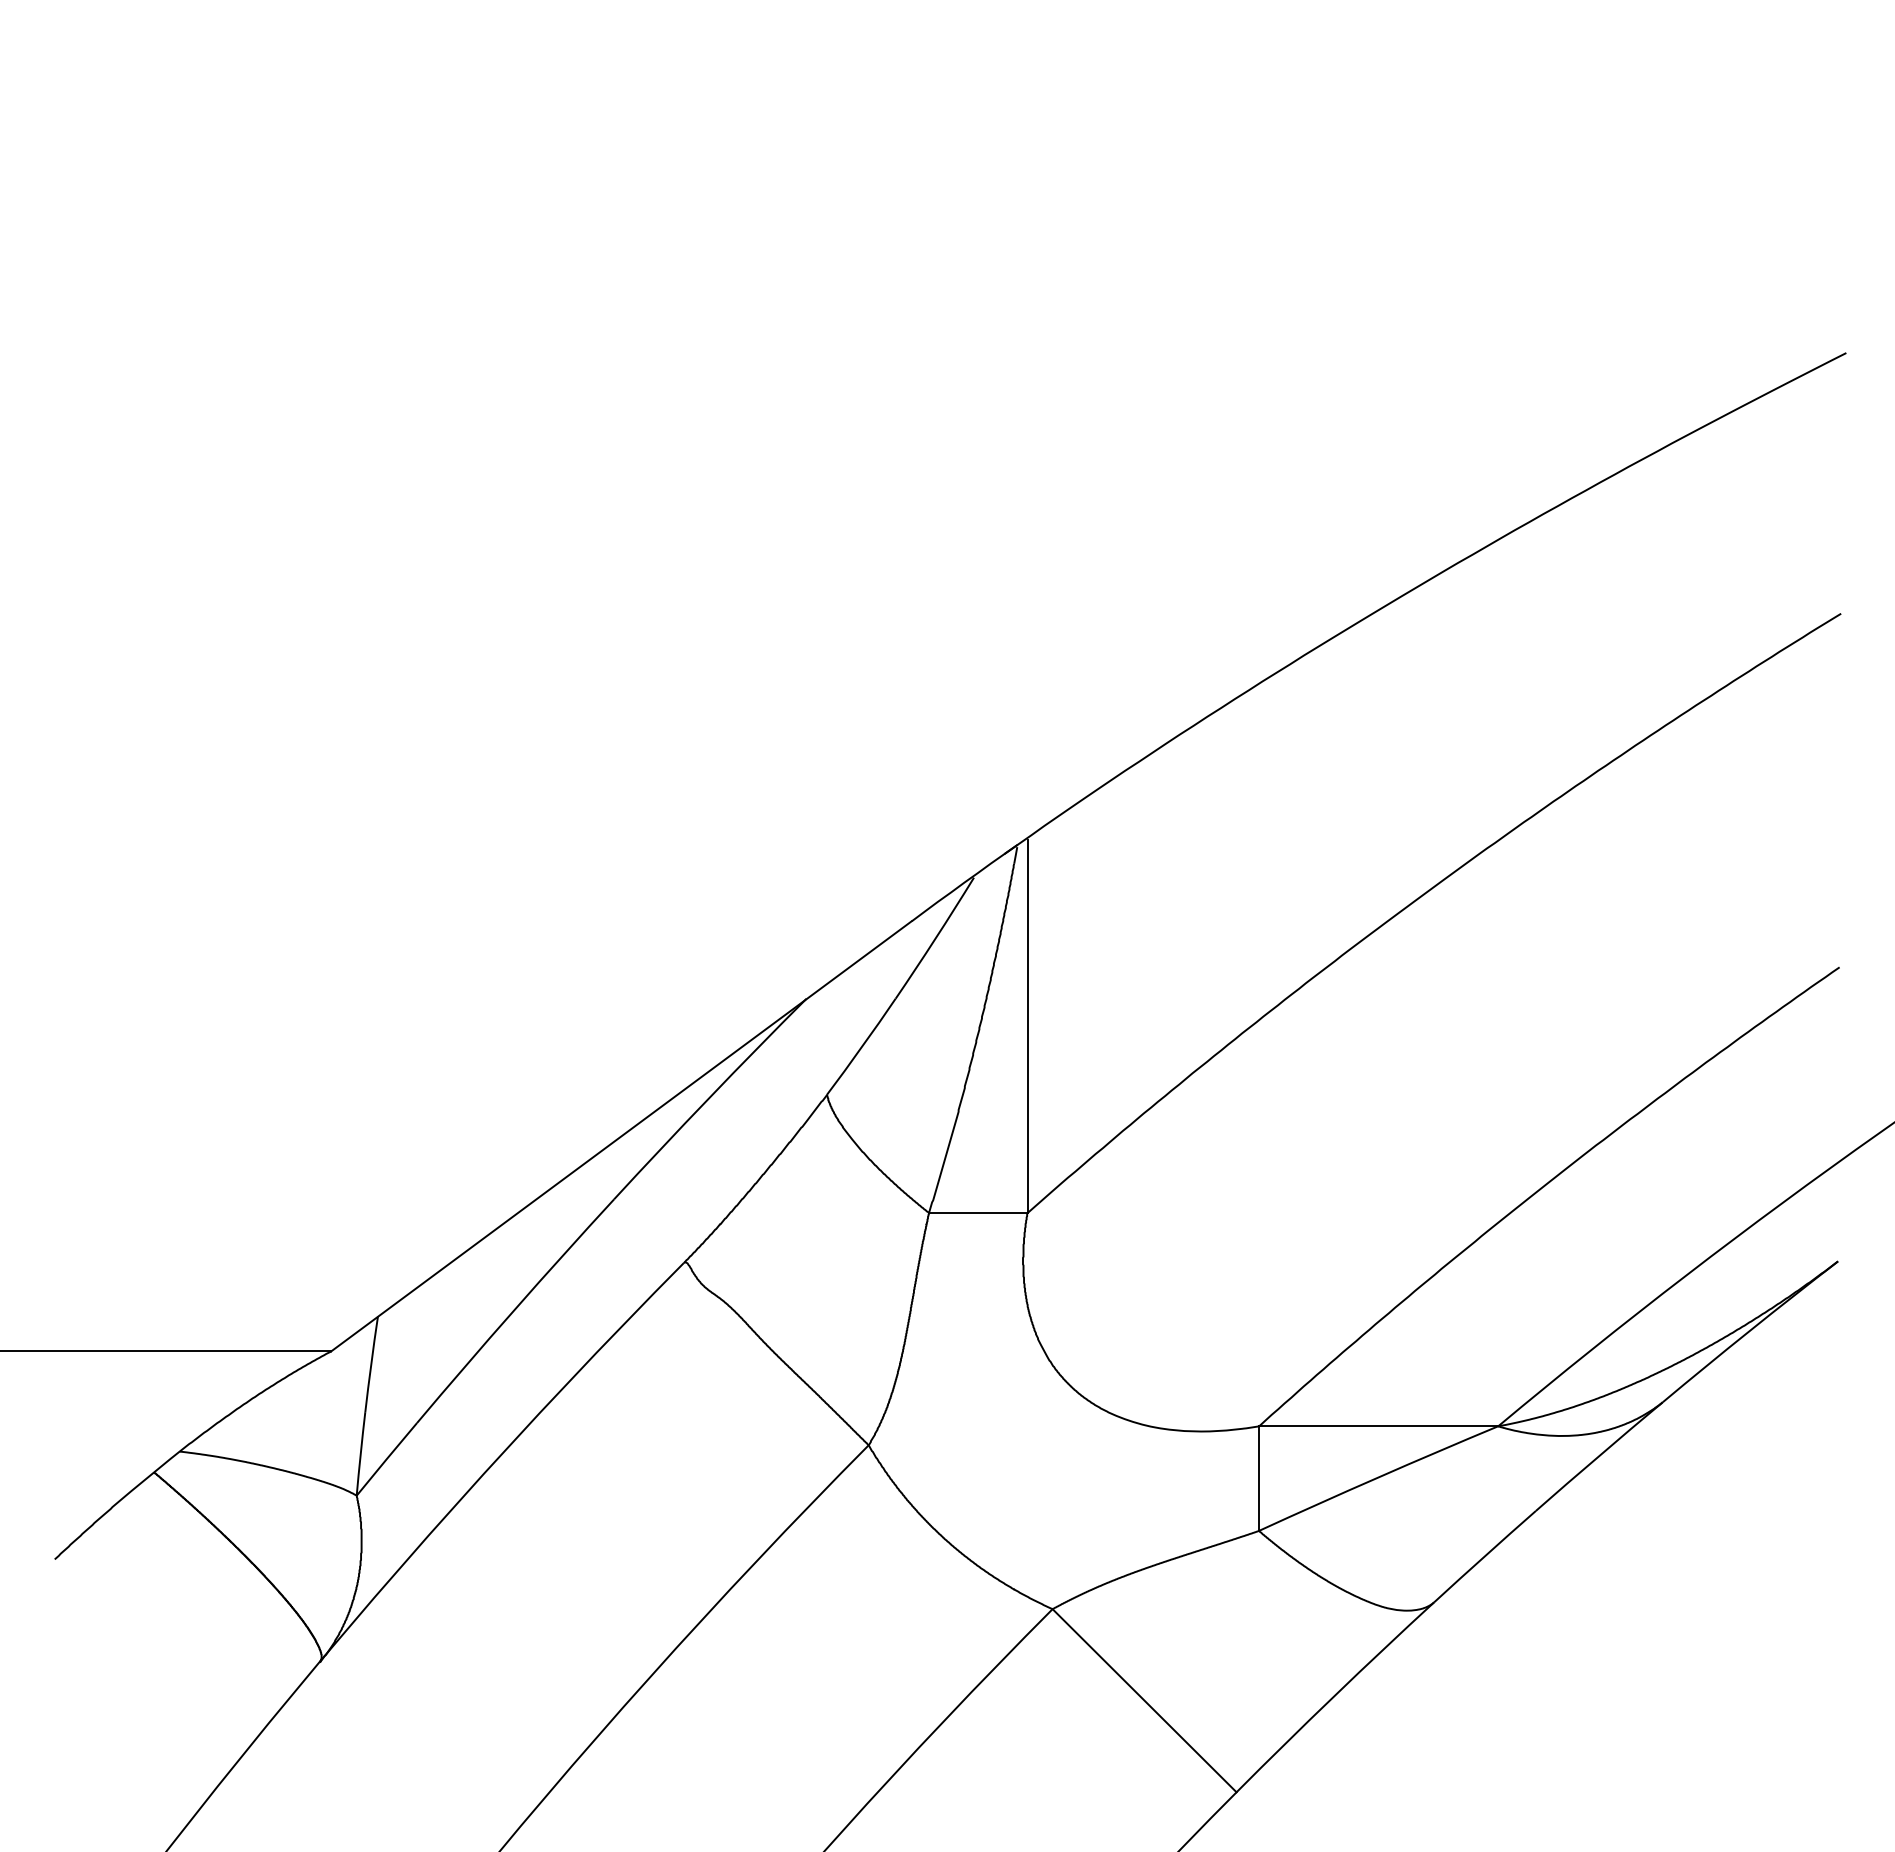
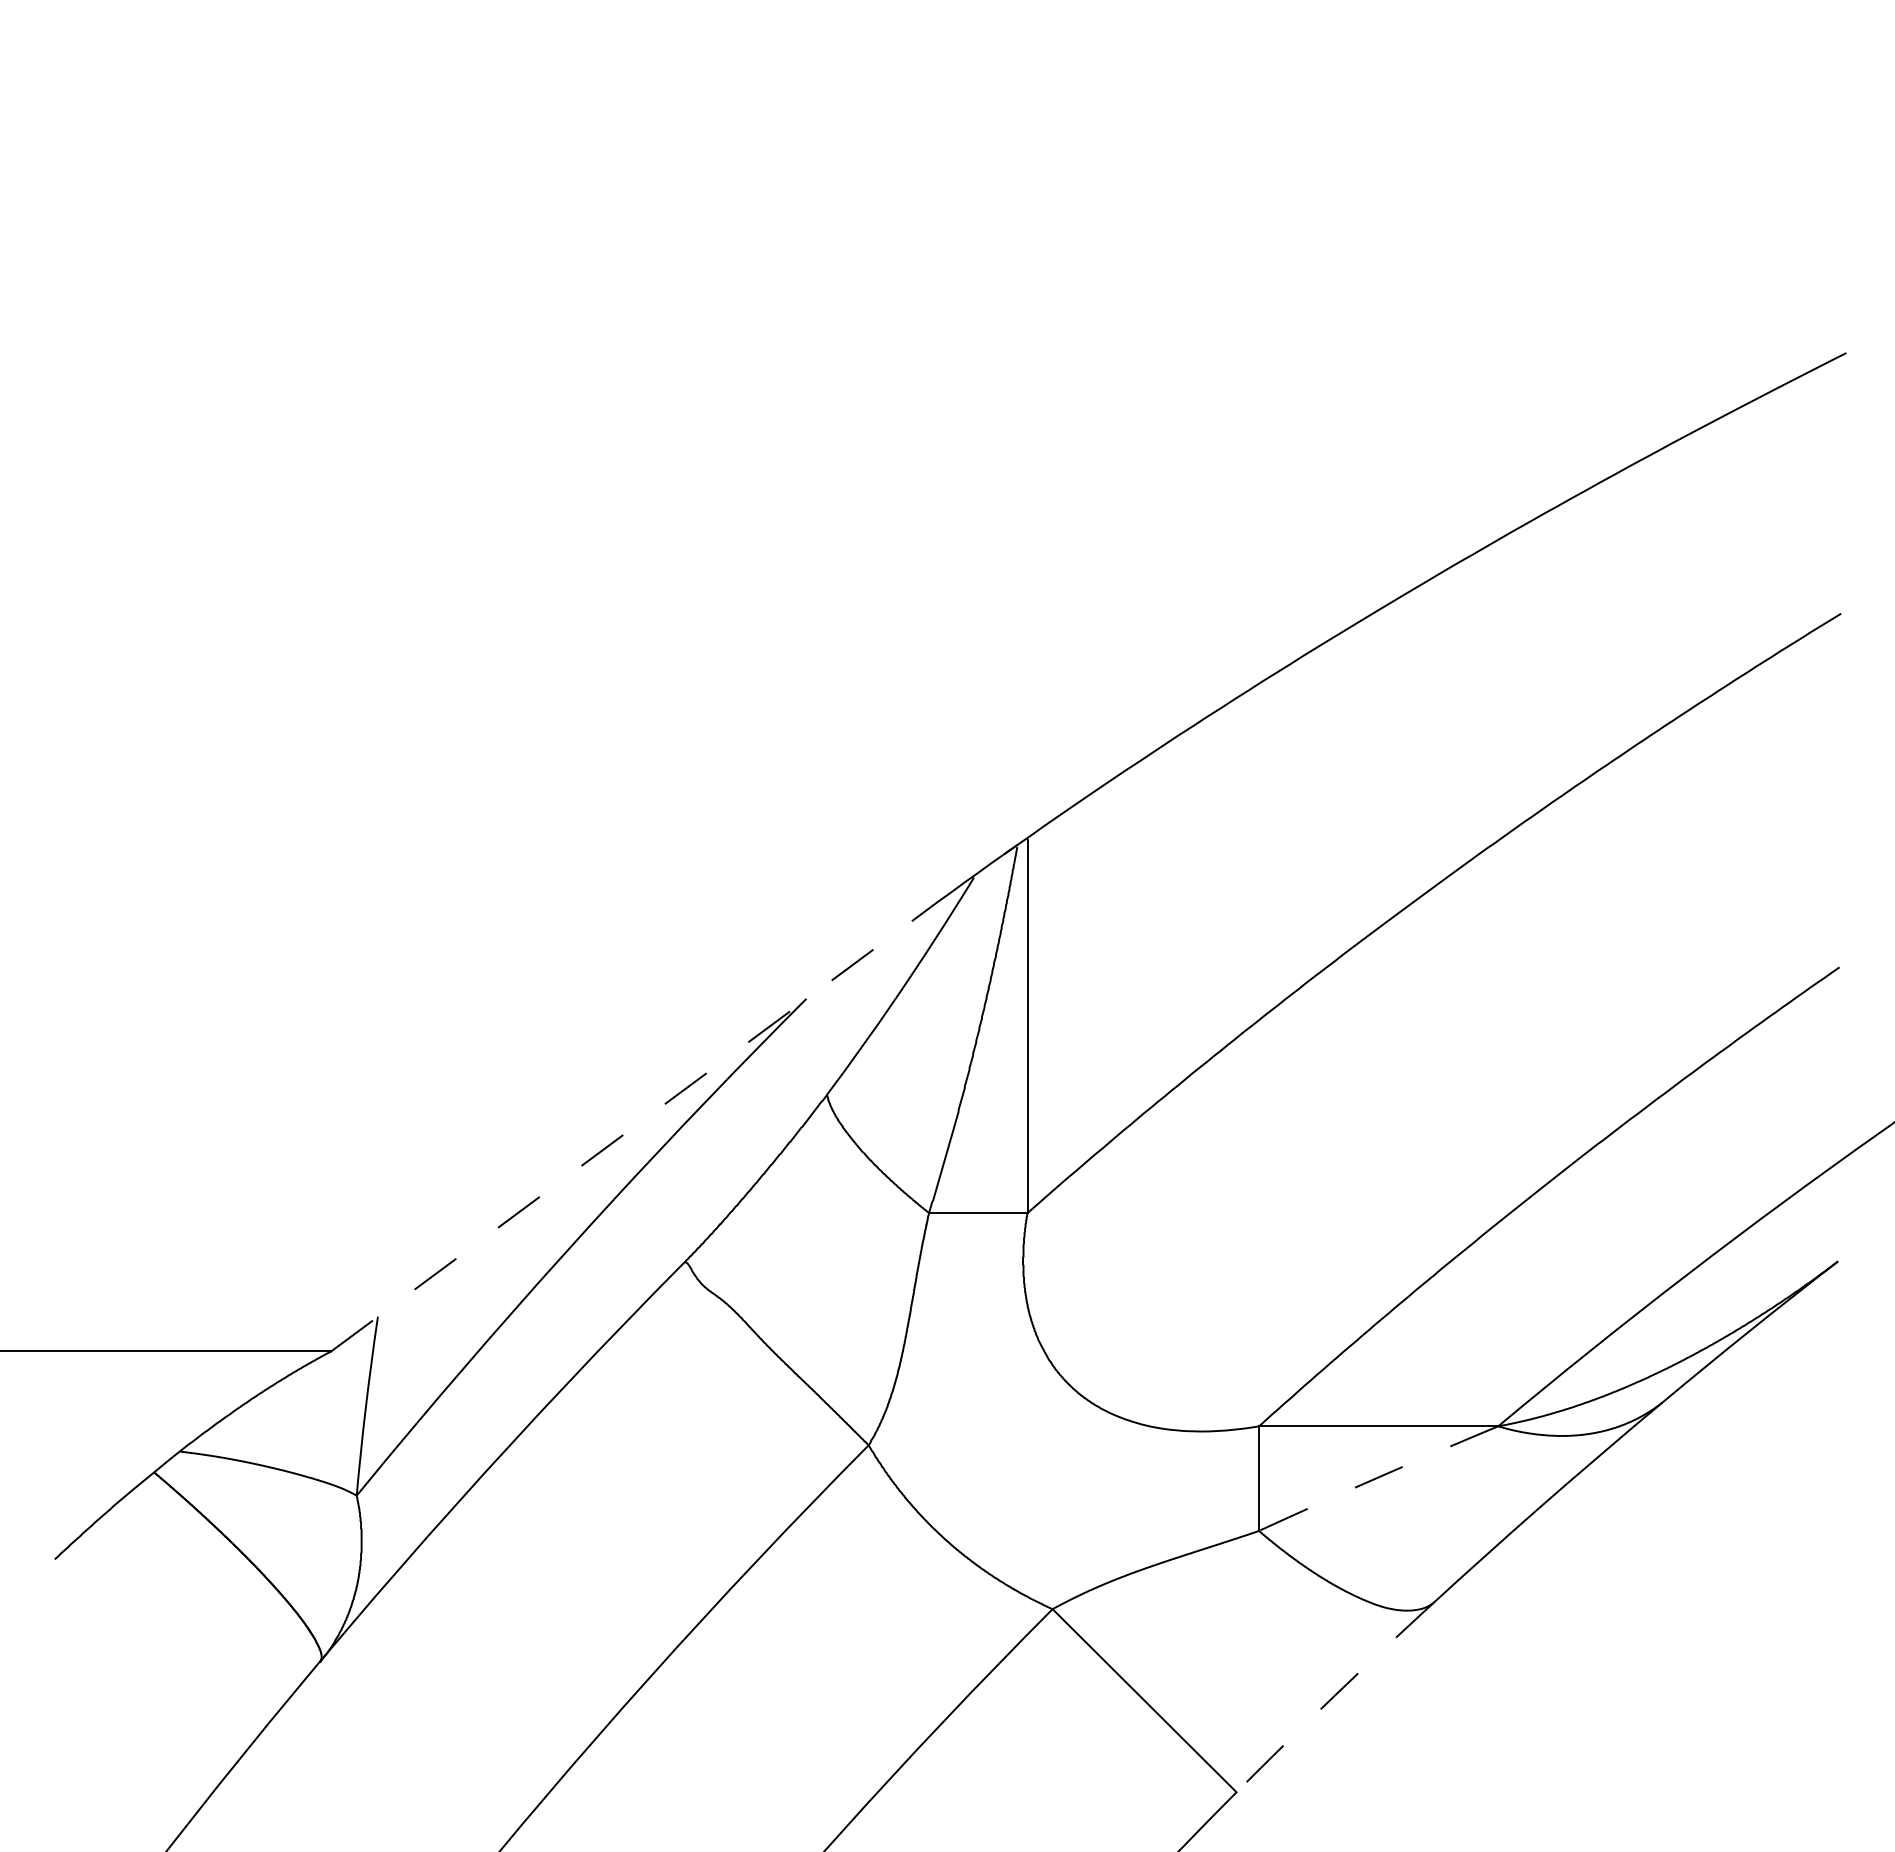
line: solid -> dashed (621, 1136)
arc: solid -> dashed (1378, 1477)
arc: solid -> dashed (1334, 1696)
